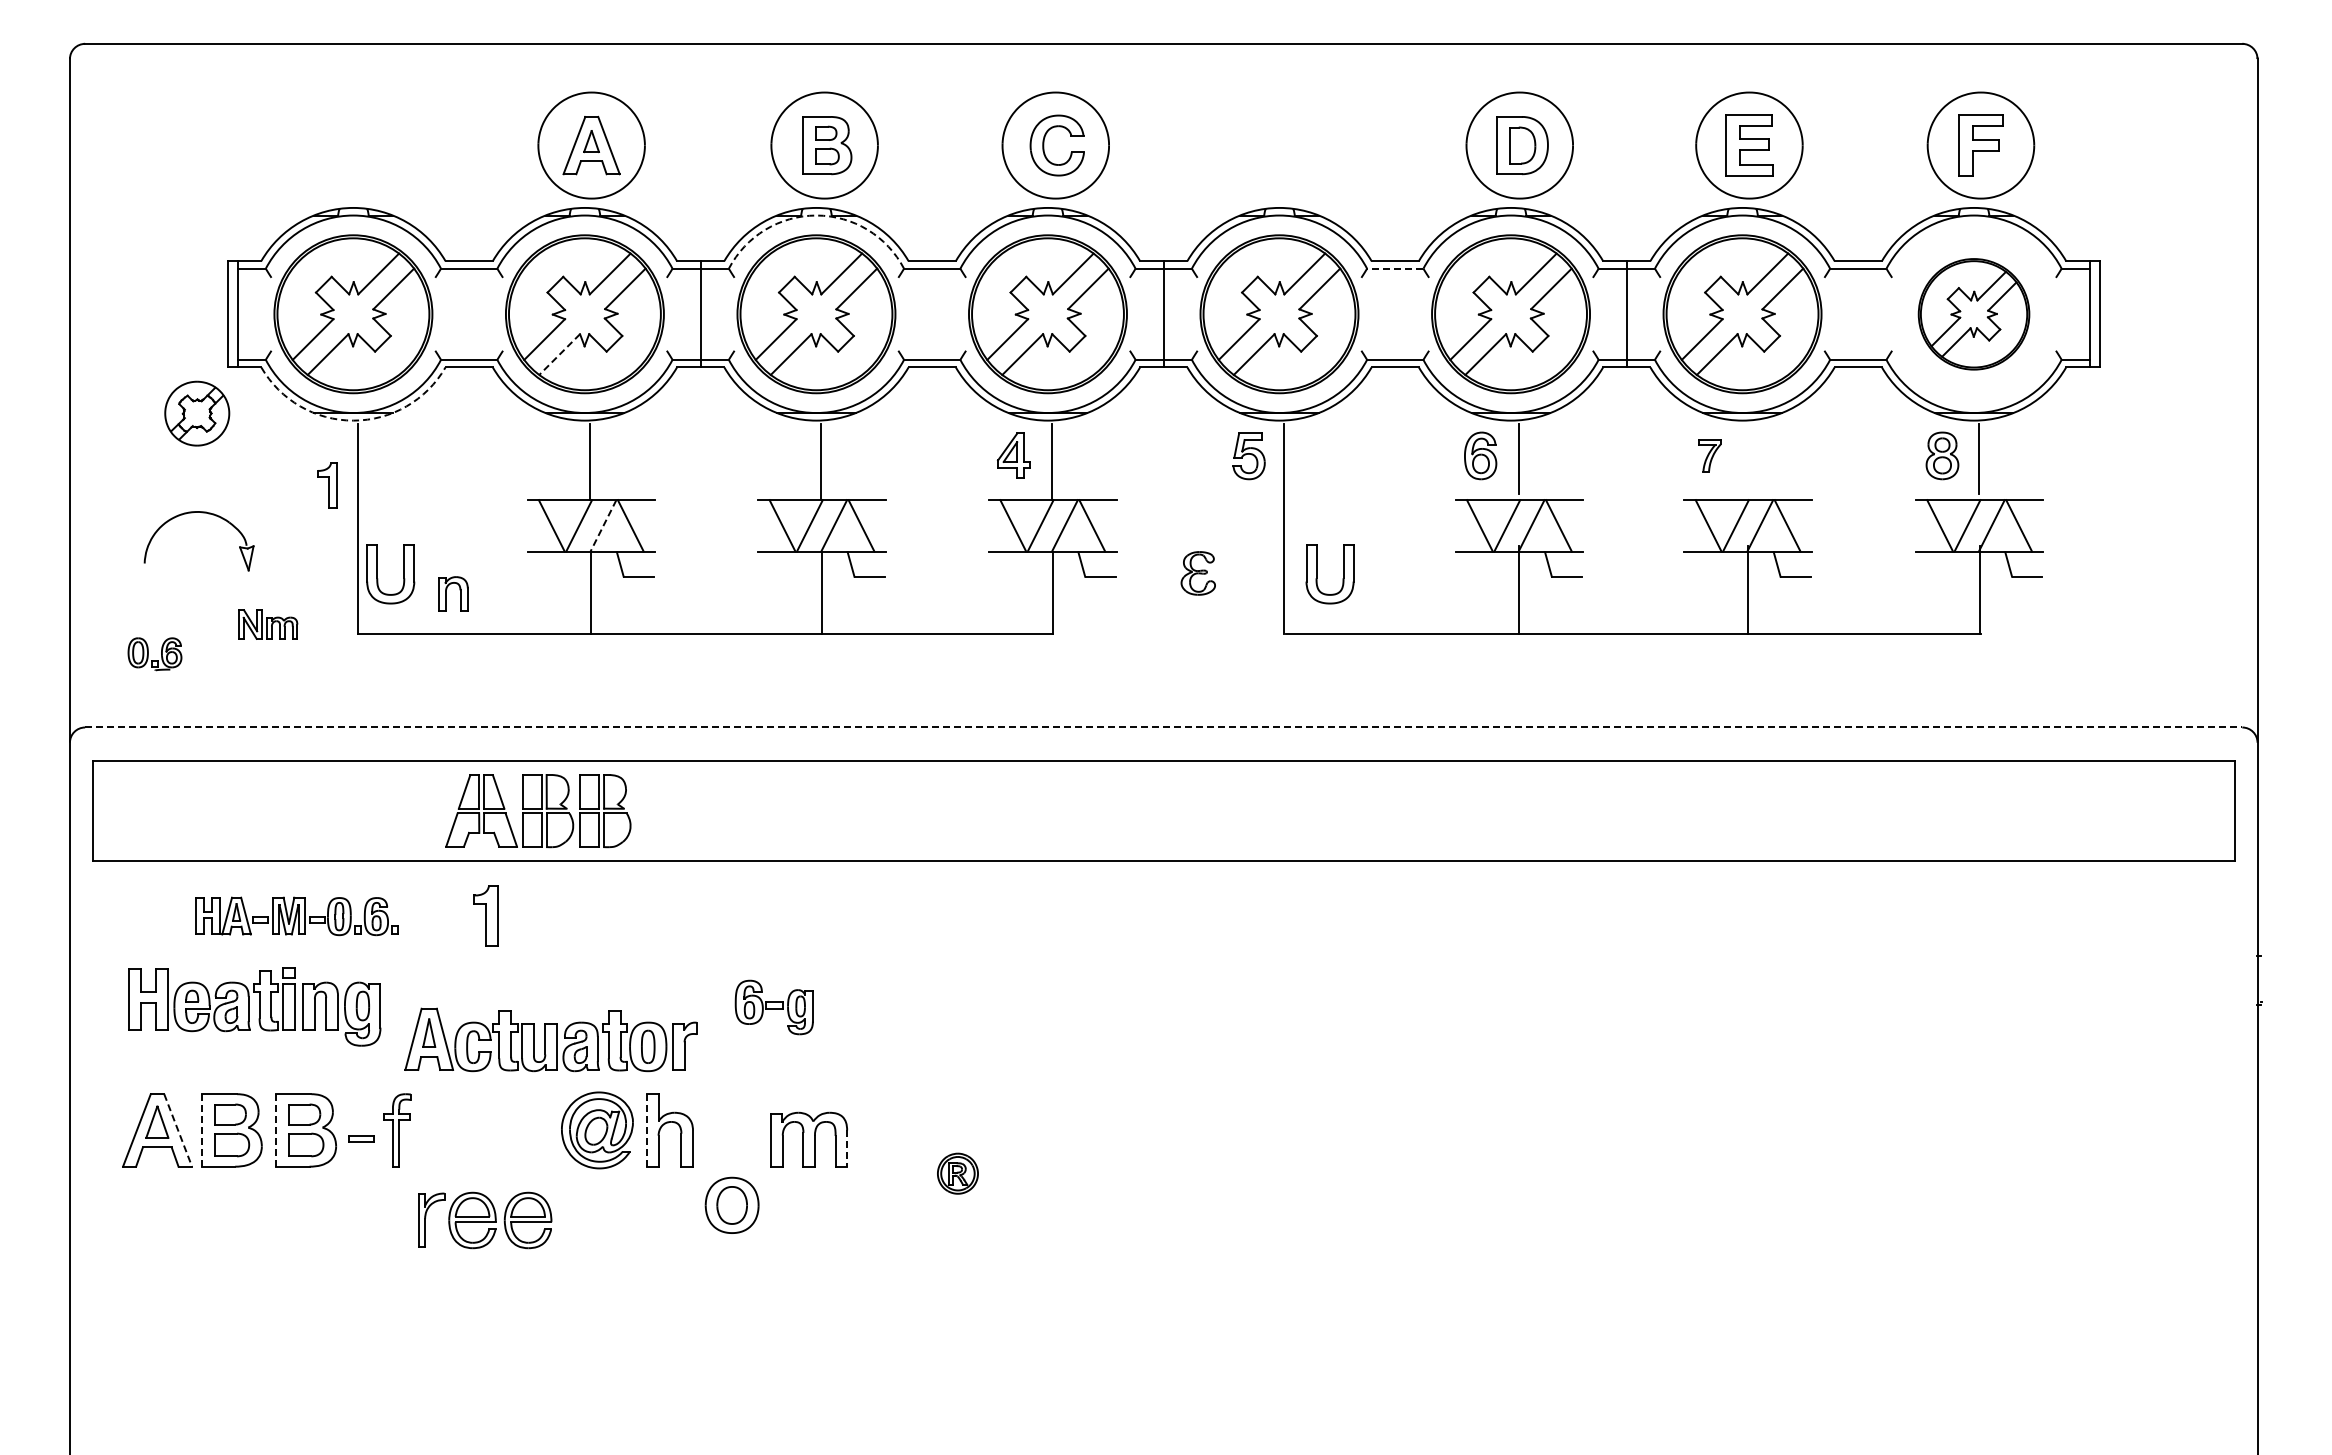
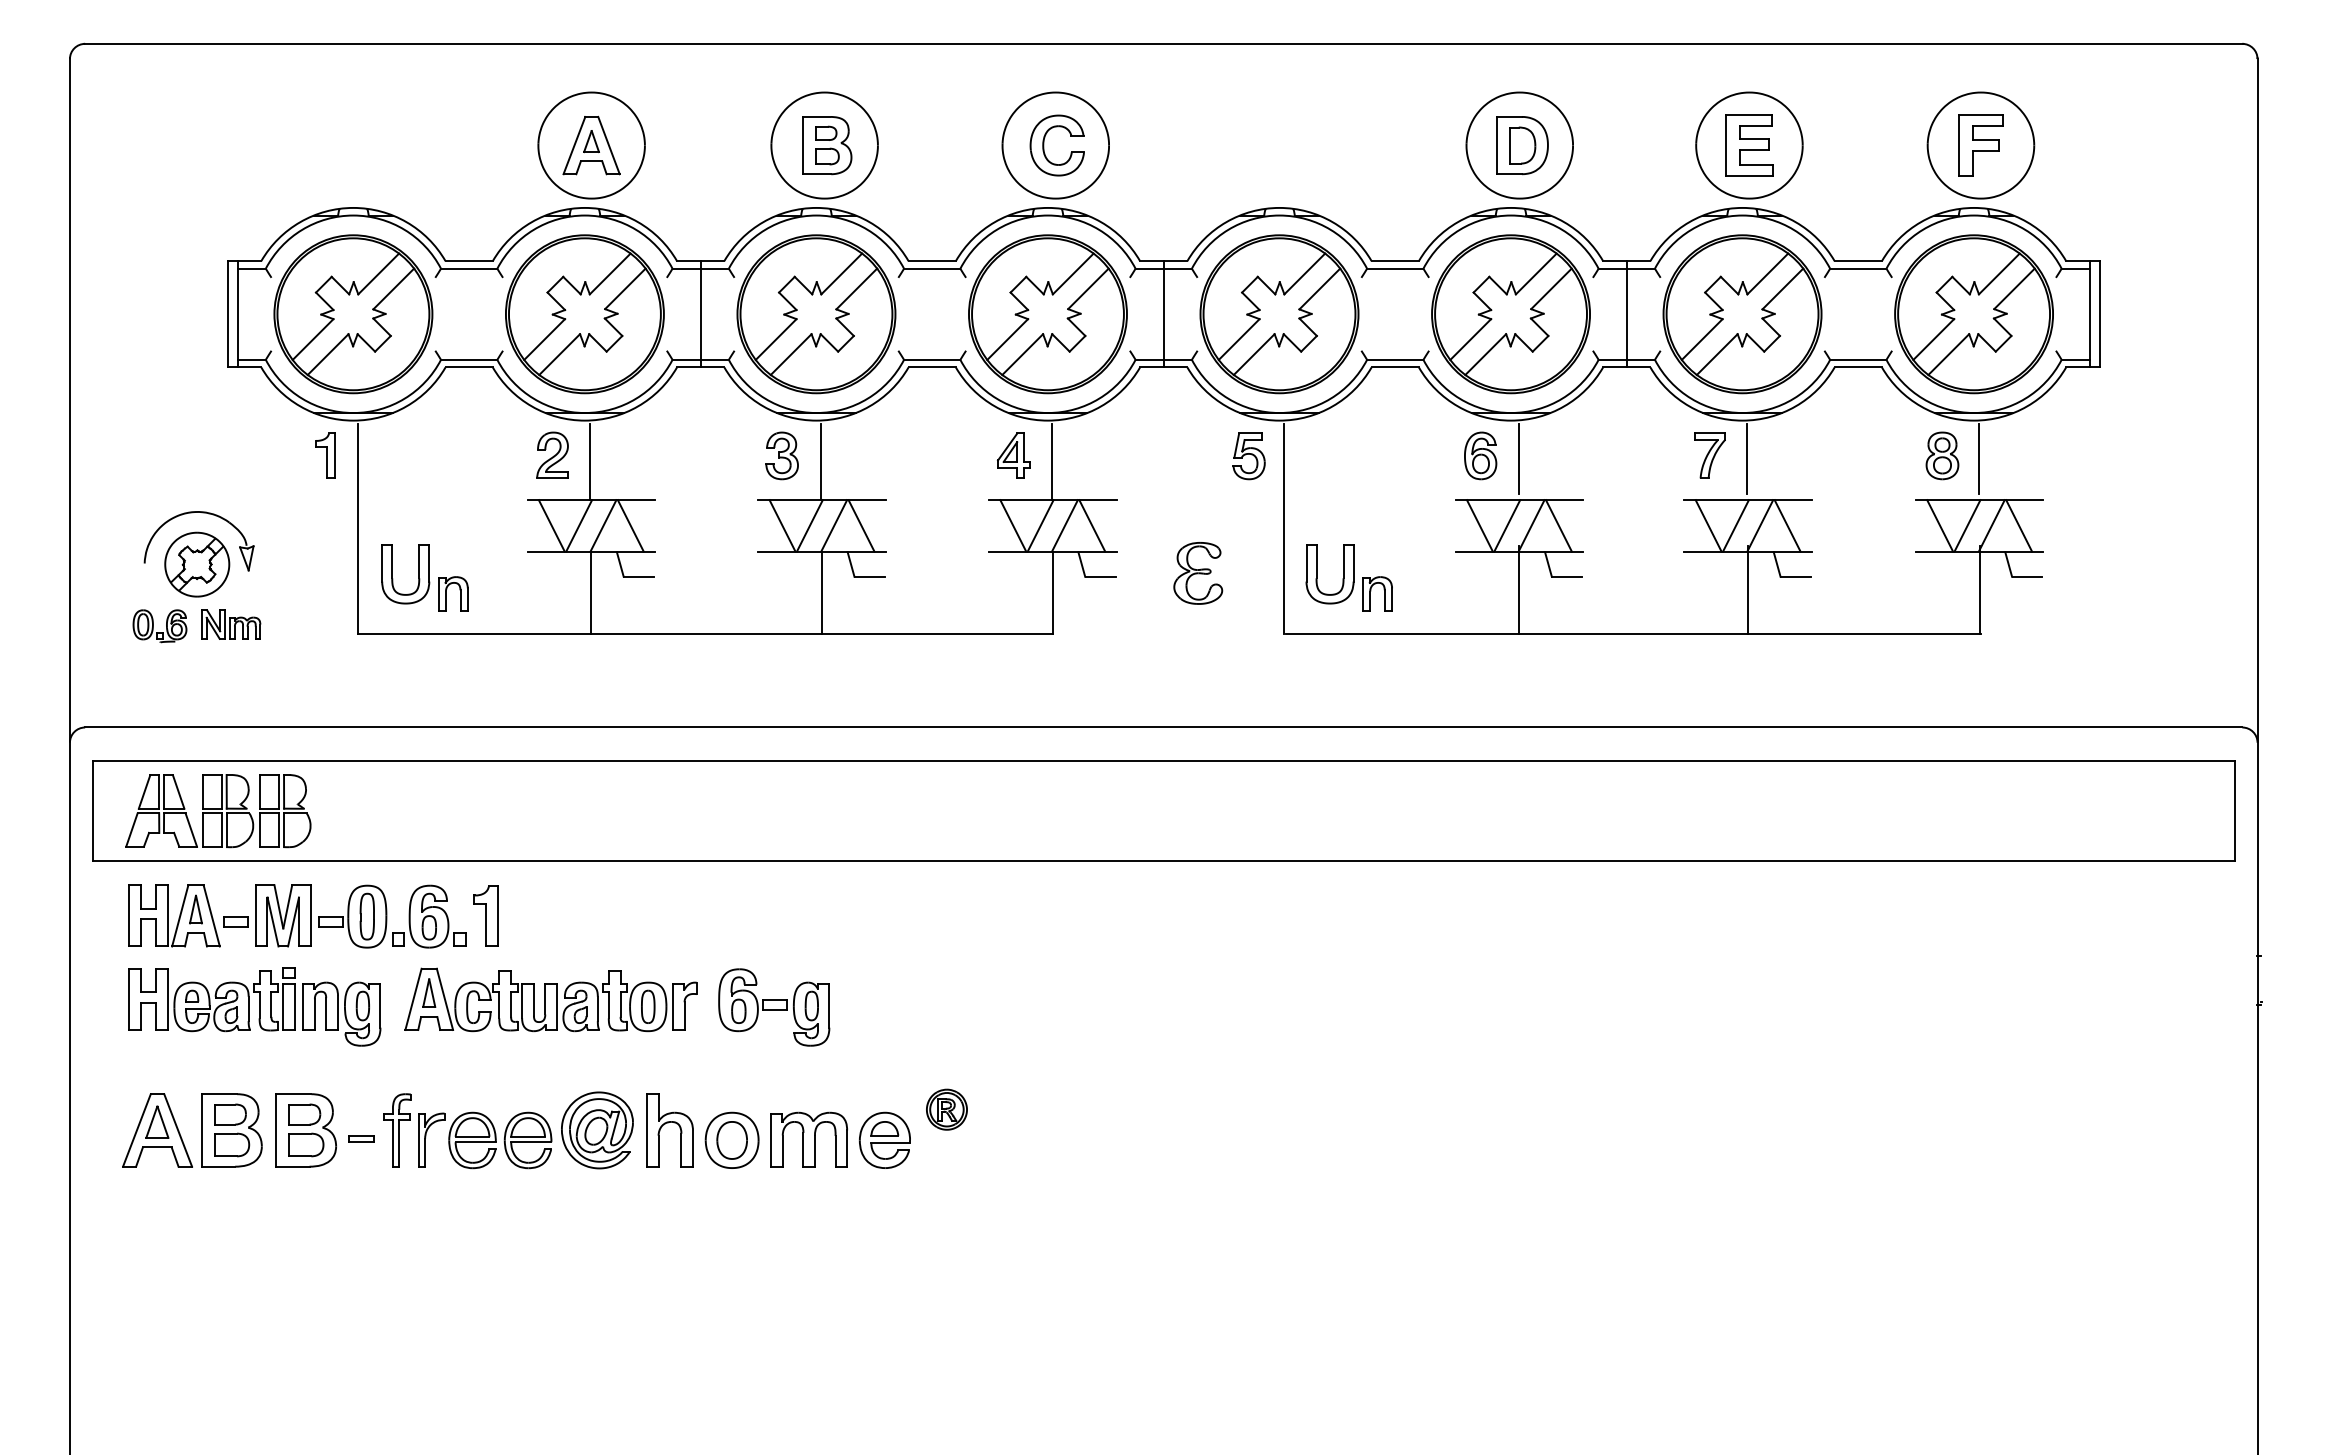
arc: dashed -> solid (816, 215)
line: dashed -> solid (1394, 268)
part size: 114x113 px -> 160x161 px (1973, 314)
line: dashed -> solid (559, 354)
part position: (197, 413) -> (197, 564) (197, 564)
arc: dashed -> solid (353, 420)
part: none -> present (552, 454)
part: none -> present (781, 455)
part size: 24x34 px -> 32x47 px (1709, 455)
line: none -> present (1747, 459)
part position: (327, 485) -> (325, 455) (325, 455)
line: dashed -> solid (603, 525)
part size: 36x45 px -> 51x63 px (1198, 573)
part position: (378, 578) -> (393, 578) (393, 578)
part: none -> present (1371, 591)
part position: (268, 624) -> (231, 624) (231, 624)
part position: (154, 654) -> (159, 626) (159, 626)
line: dashed -> solid (1163, 727)
part position: (538, 811) -> (218, 811) (218, 811)
part size: 204x41 px -> 339x65 px (297, 916)
part size: 80x57 px -> 113x79 px (774, 1007)
part position: (550, 1039) -> (550, 999) (550, 999)
line: dashed -> solid (202, 1129)
line: dashed -> solid (276, 1129)
line: dashed -> solid (647, 1129)
line: dashed -> solid (178, 1130)
part: none -> present (884, 1139)
line: dashed -> solid (847, 1149)
part position: (957, 1173) -> (946, 1109) (946, 1109)
part position: (731, 1204) -> (731, 1139) (731, 1139)
part position: (485, 1220) -> (485, 1140) (485, 1140)
